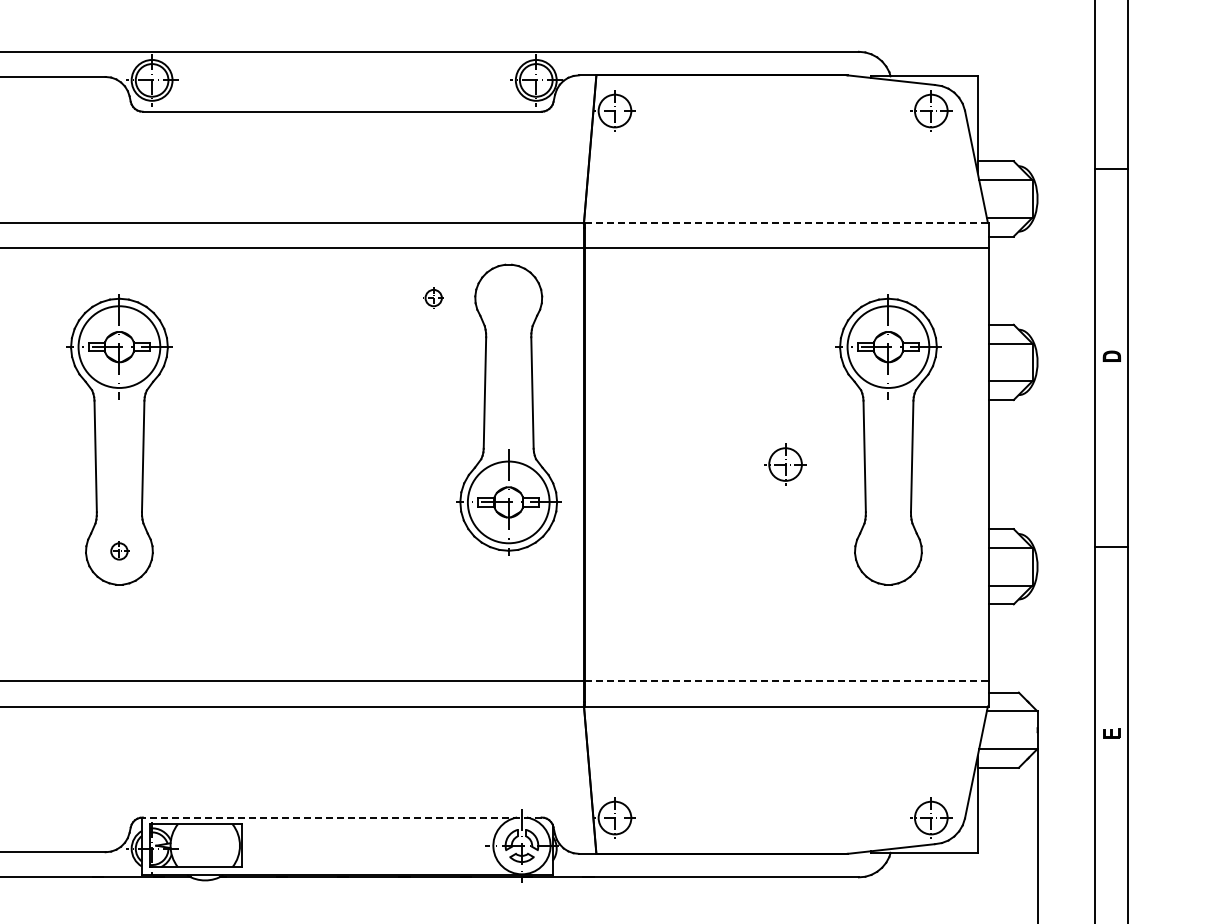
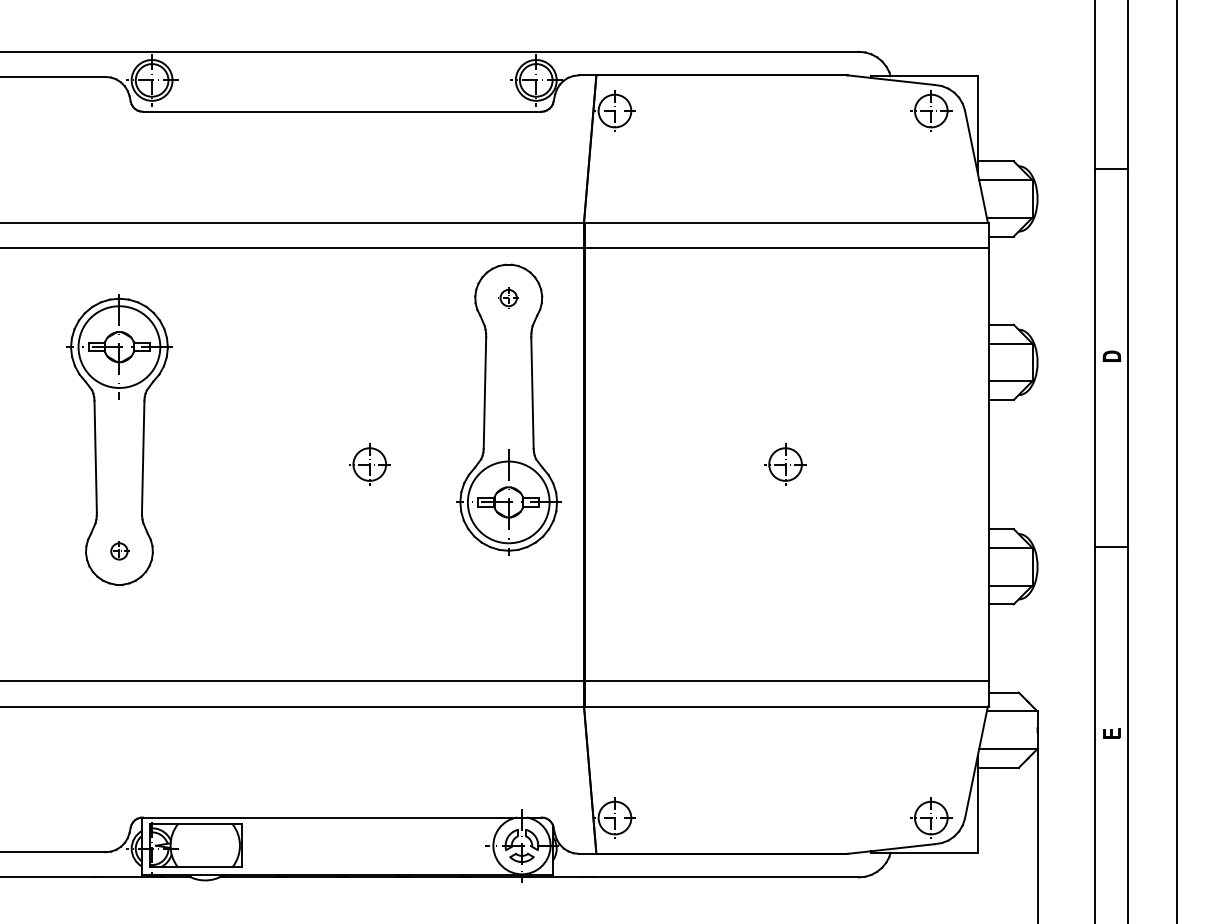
line: dashed -> solid (786, 222)
part position: (433, 297) -> (508, 297) (508, 297)
part: present -> none (888, 439)
line: none -> present (1176, 461)
part: none -> present (369, 464)
line: dashed -> solid (787, 681)
line: dashed -> solid (341, 817)
